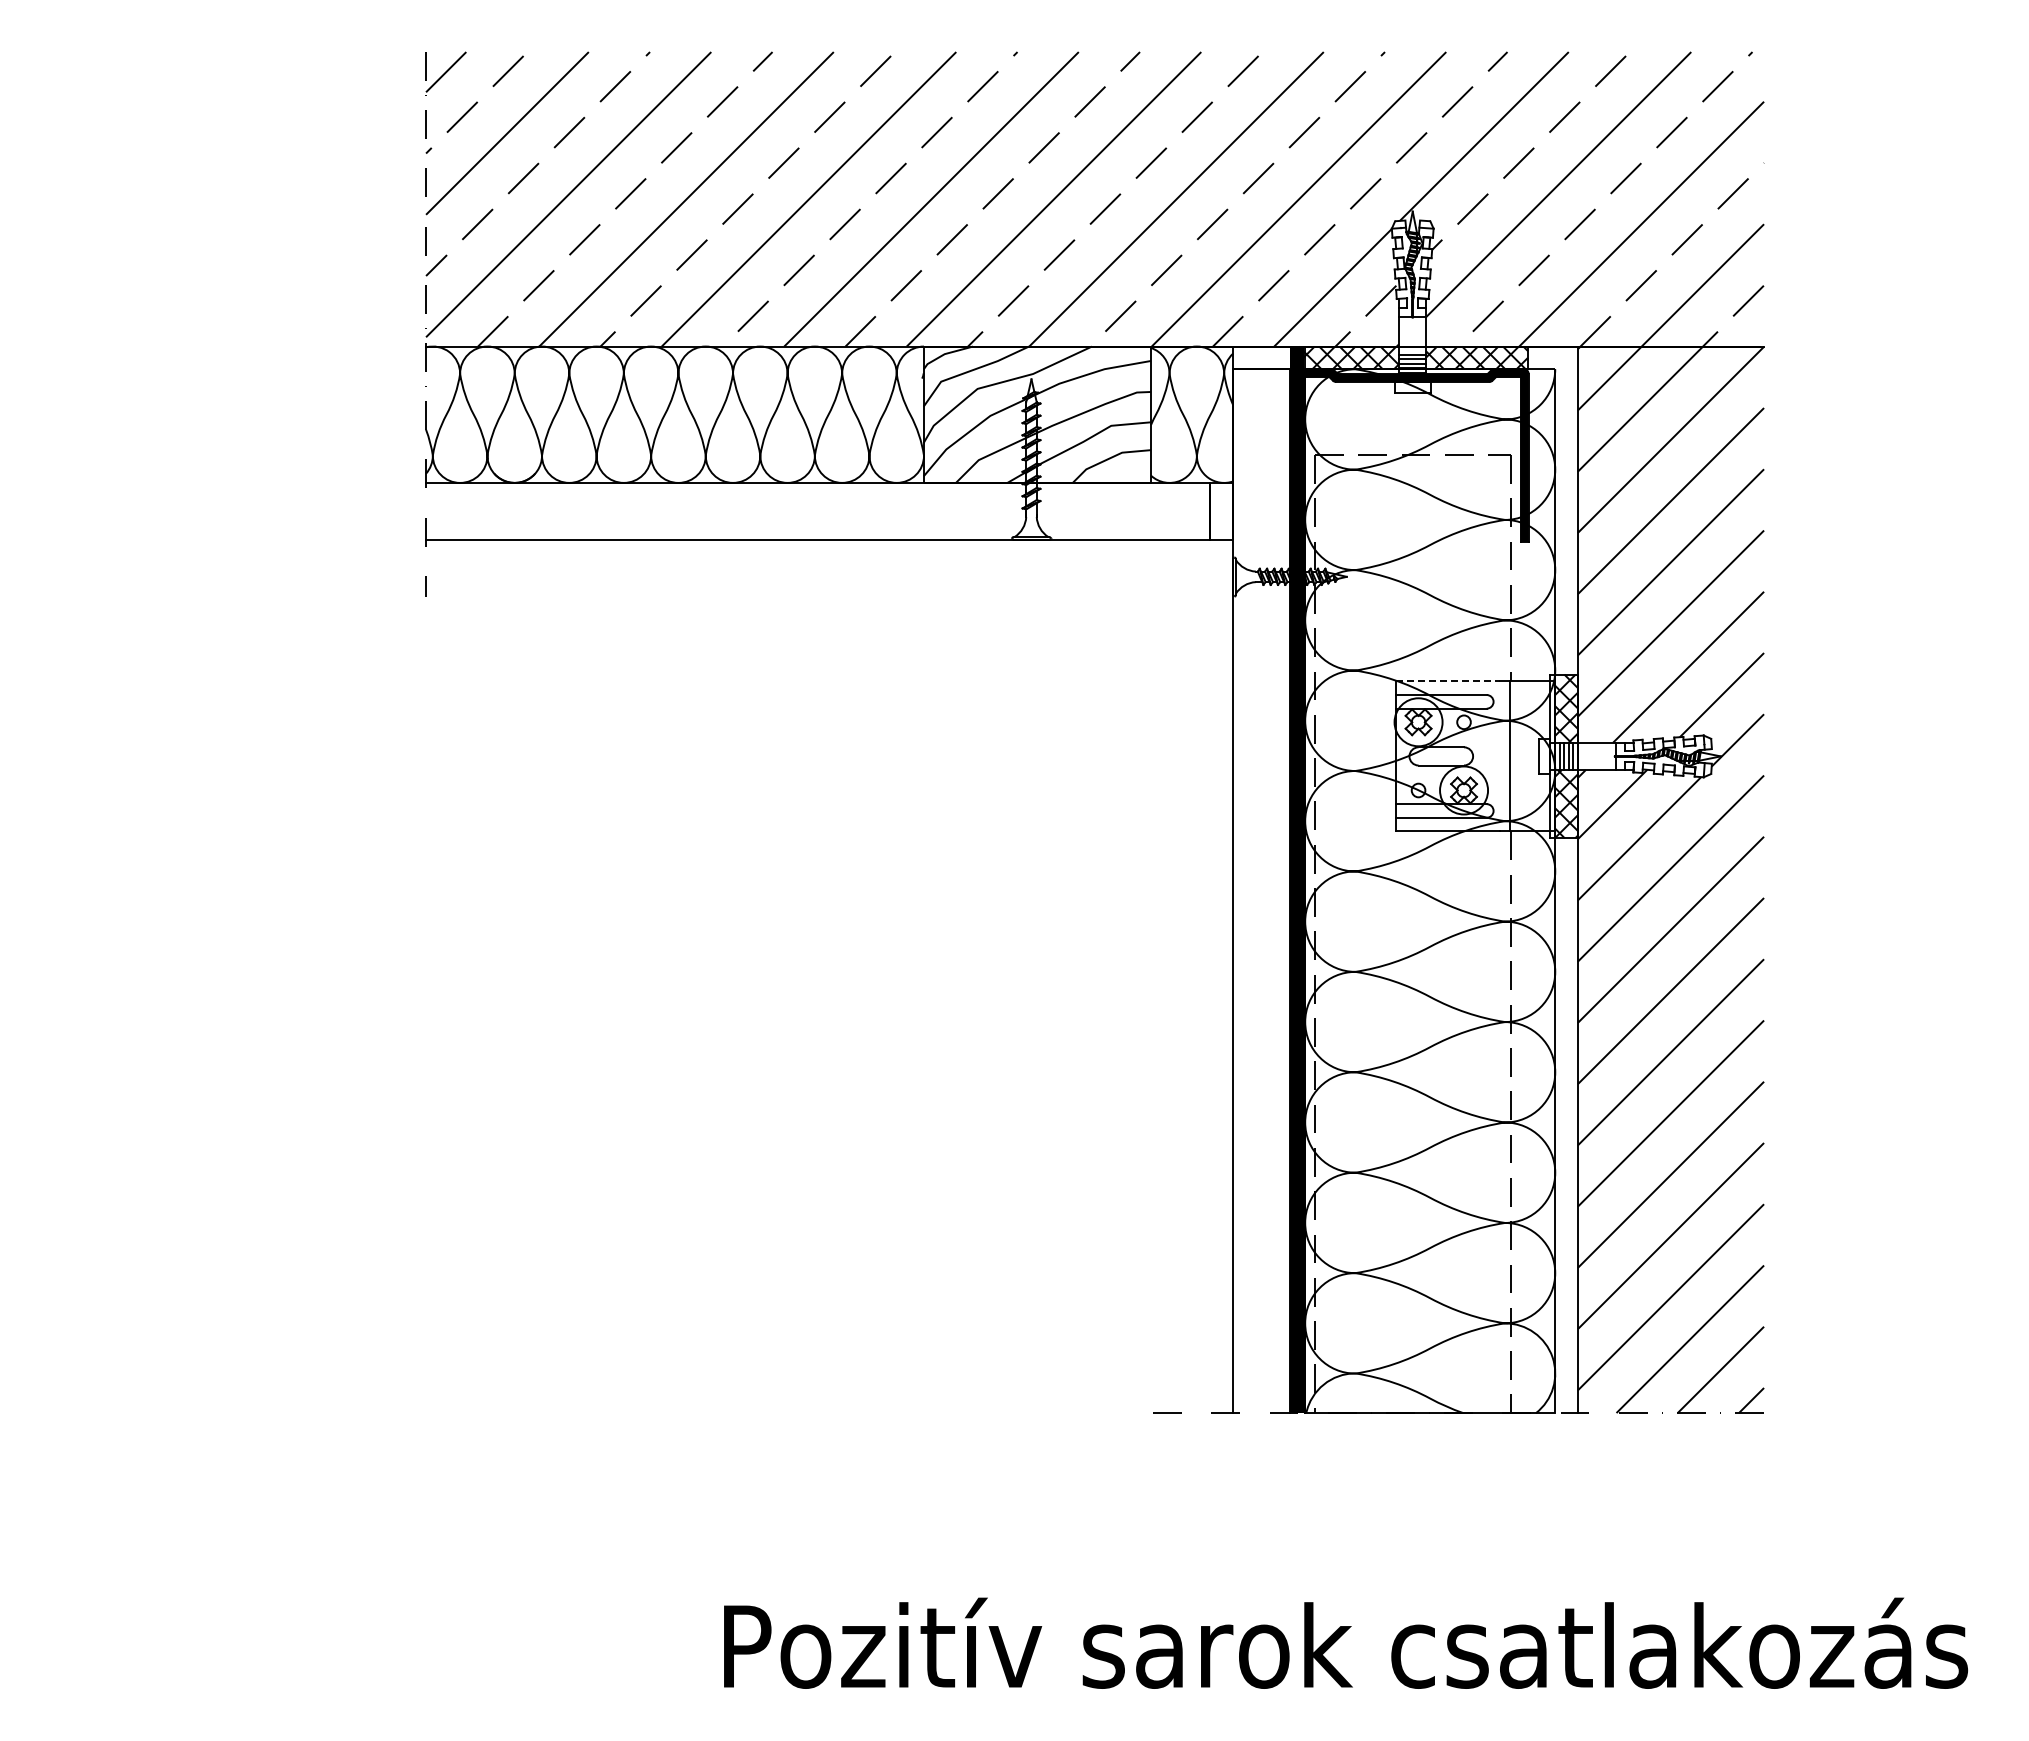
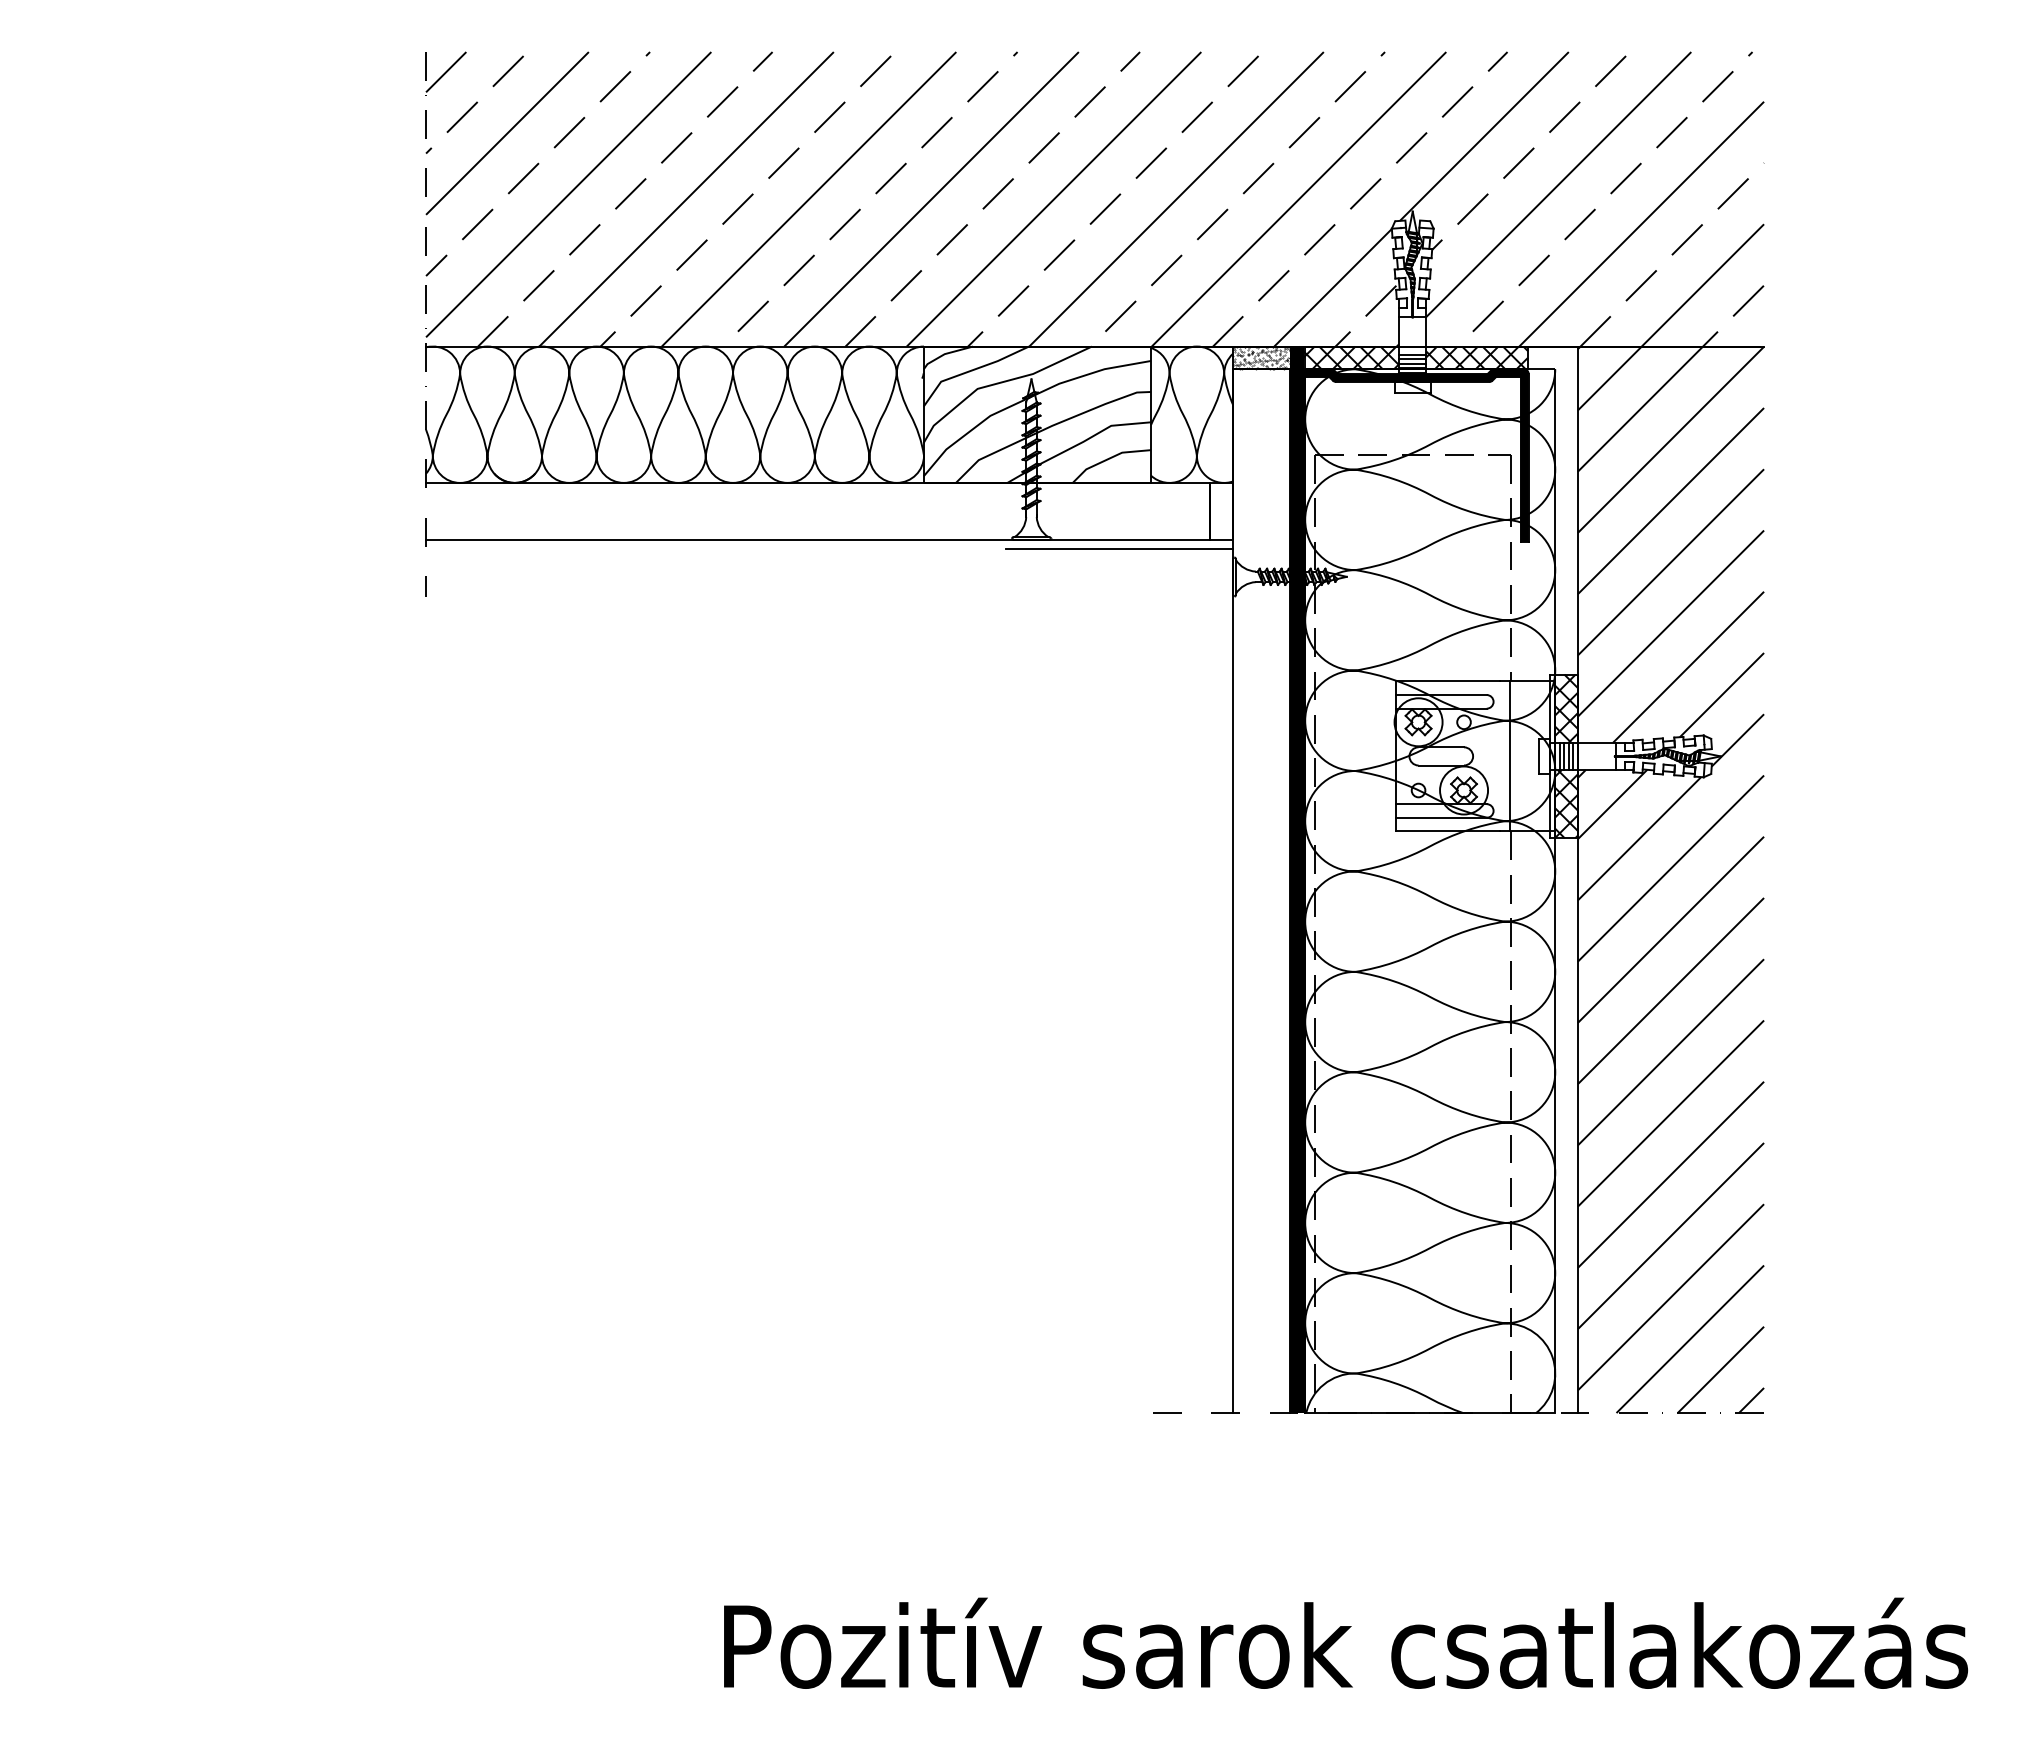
hatch: none -> present (1264, 357)
line: none -> present (1119, 548)
line: dashed -> solid (1448, 681)
